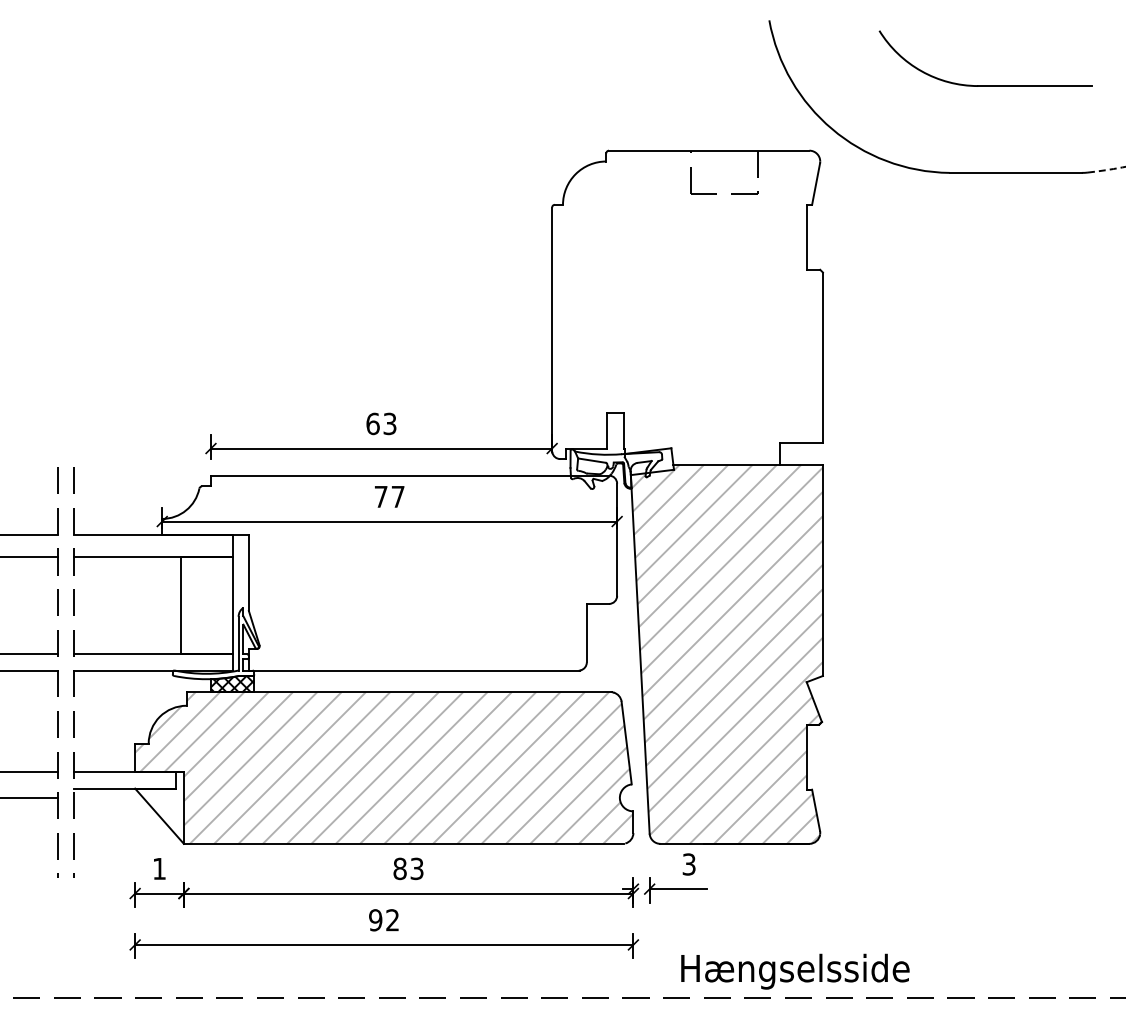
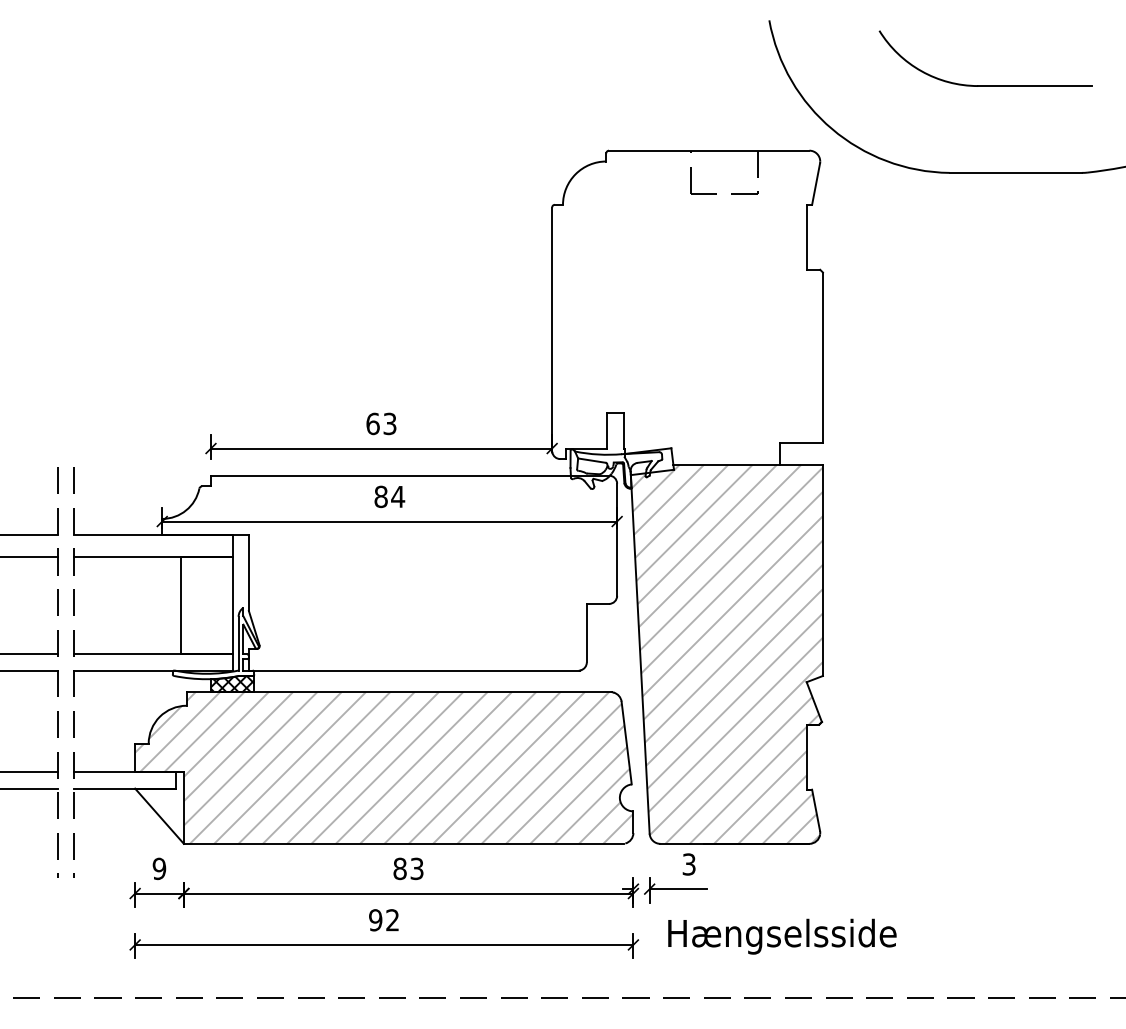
arc: dashed -> solid (1107, 170)
text: 77 -> 84 (389, 496)
line position: (29, 797) -> (29, 788) (29, 788)
text: 1 -> 9 (159, 868)
text position: (795, 971) -> (782, 936) (782, 936)
